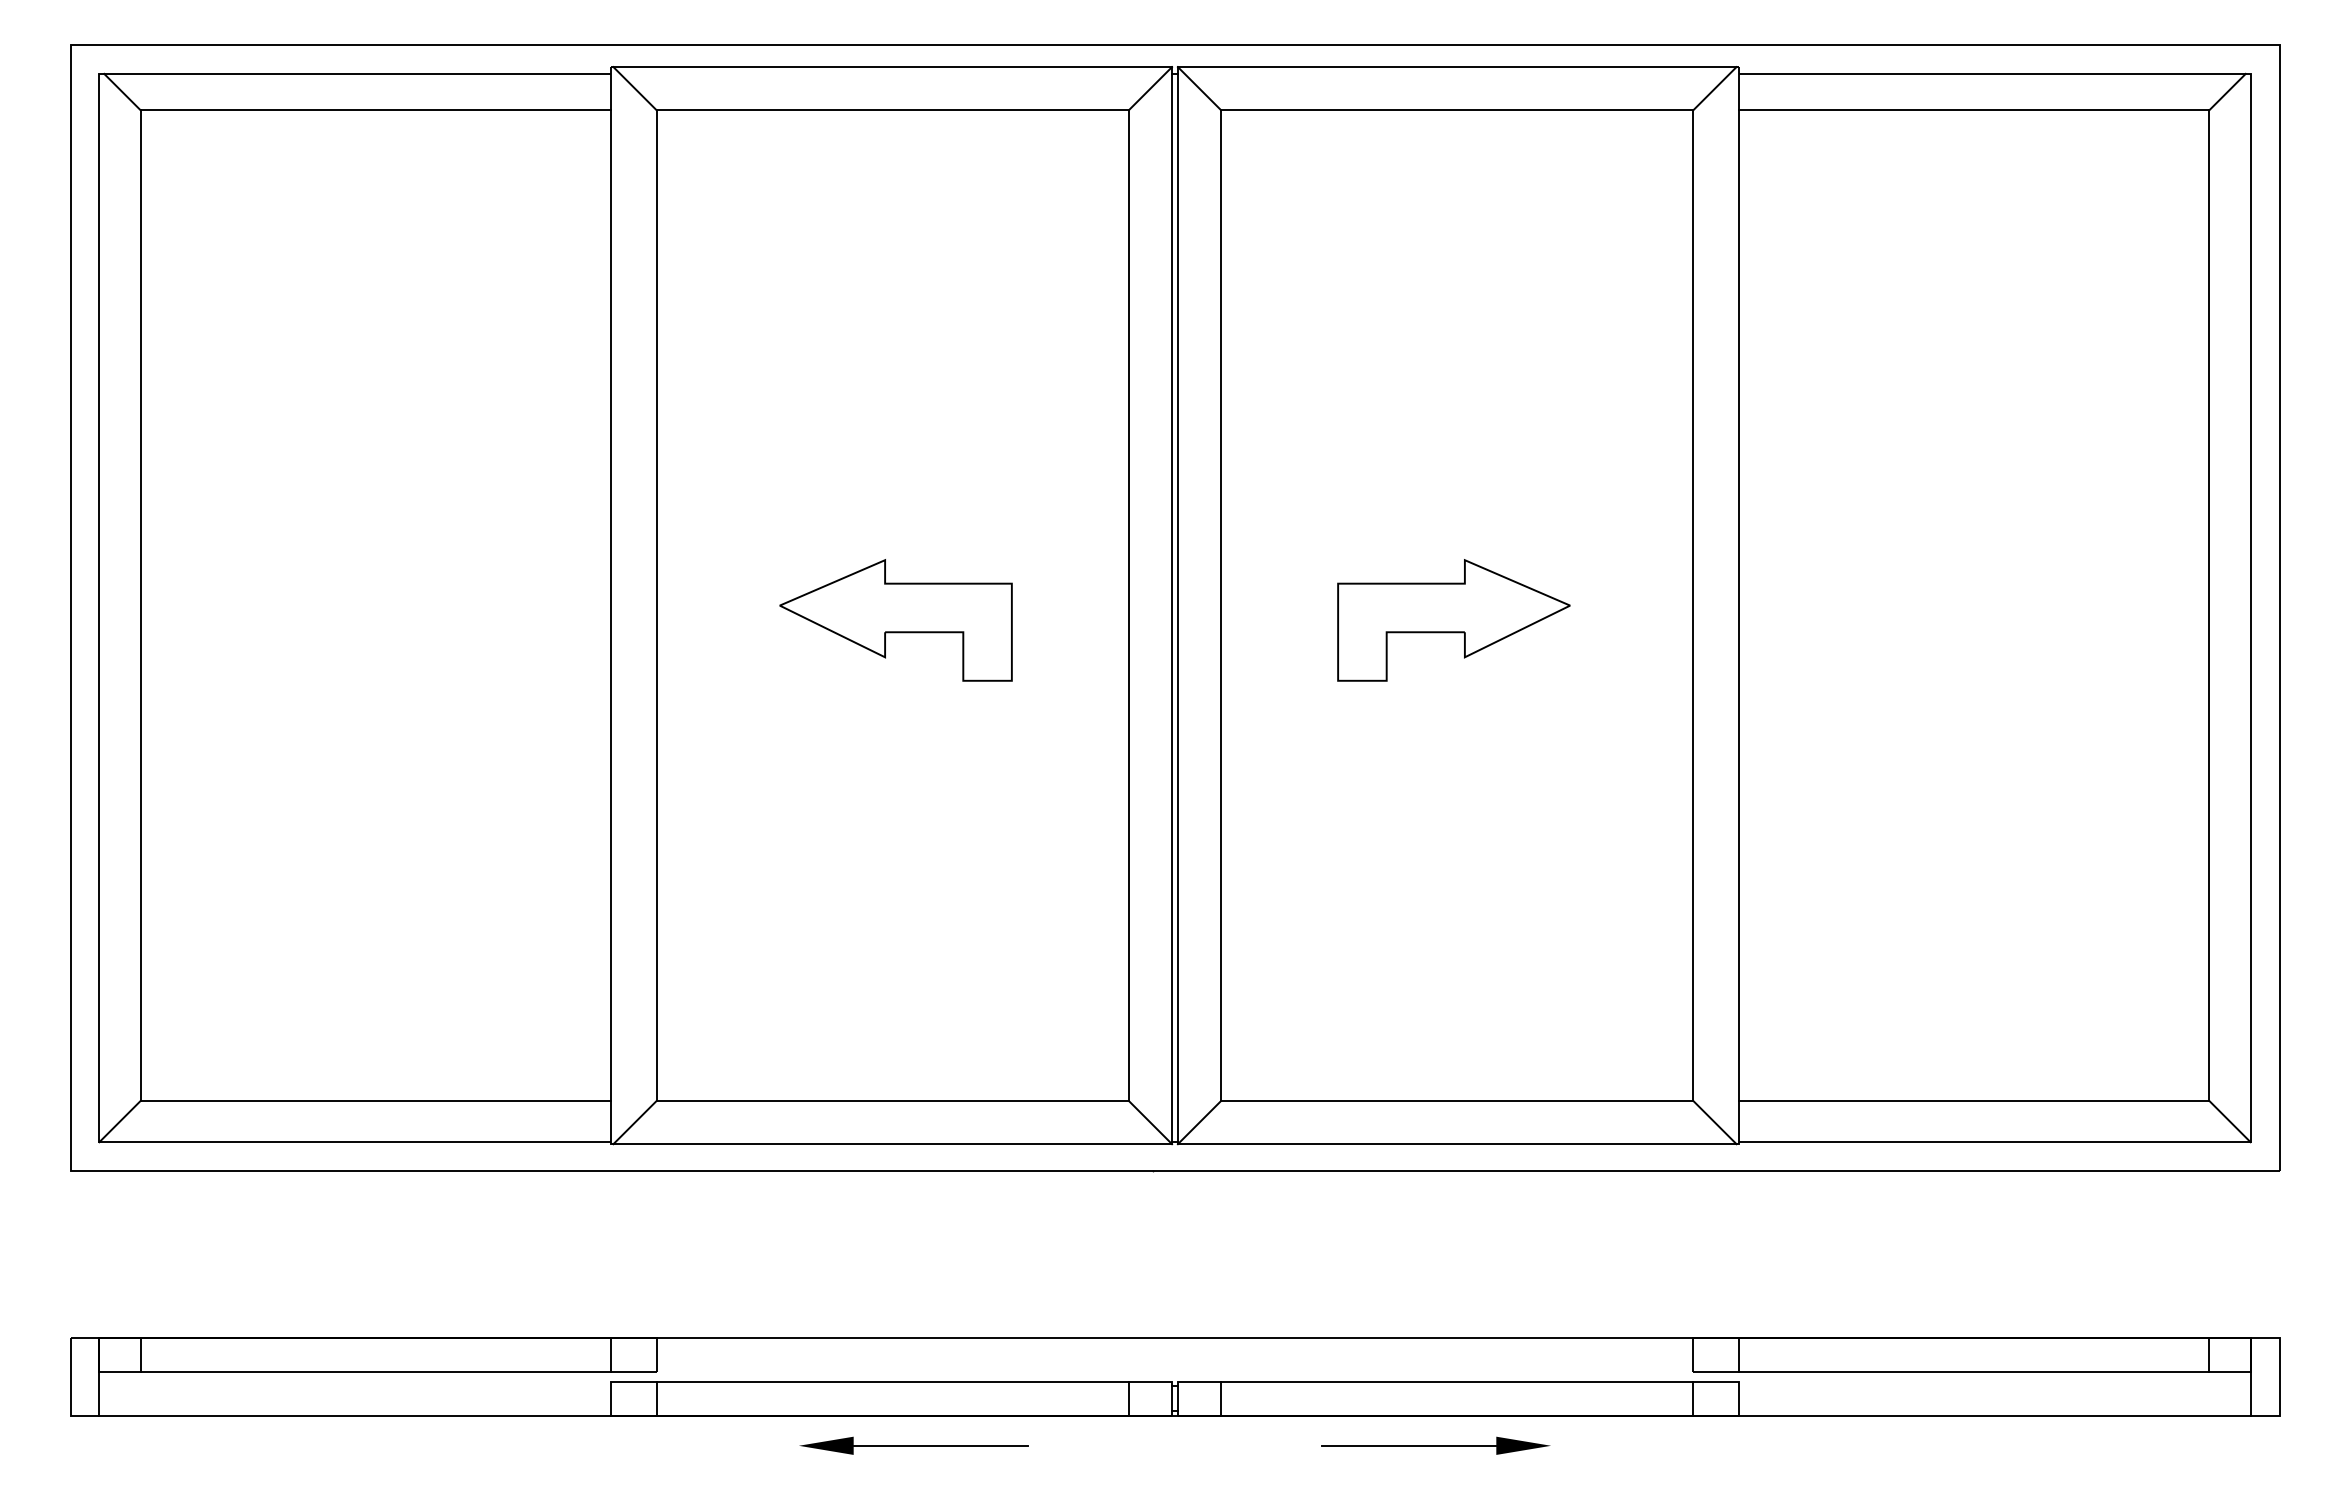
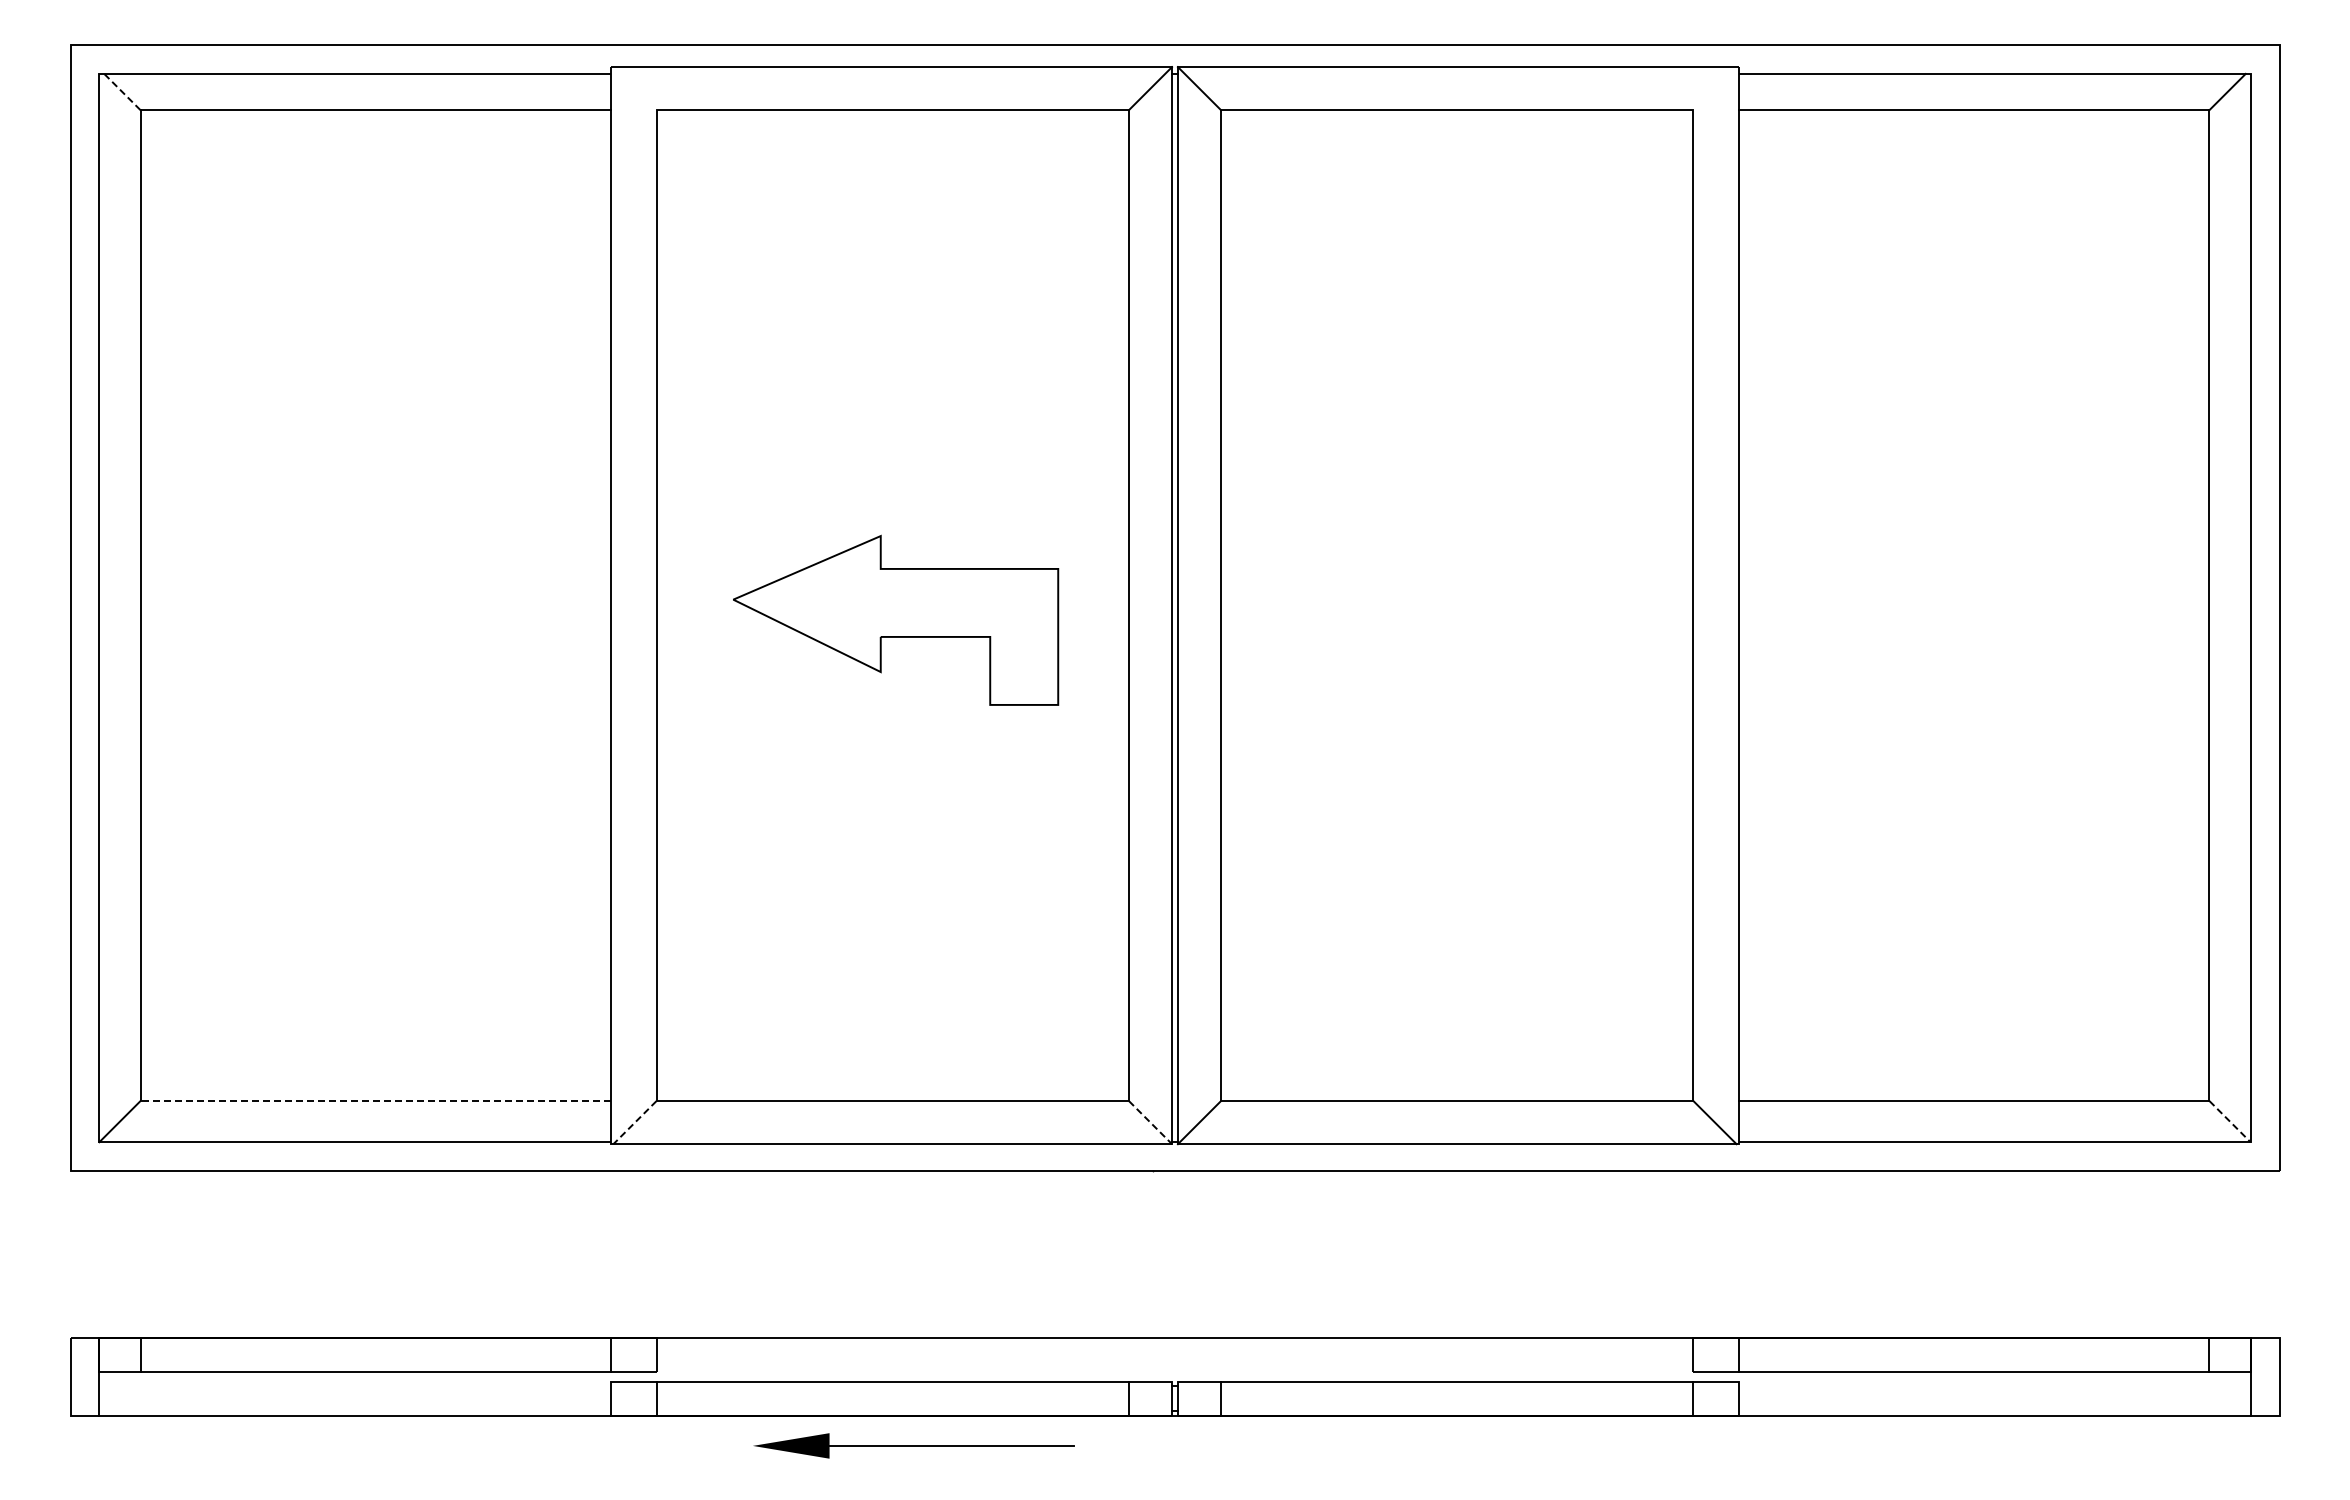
line: present -> none (634, 88)
line: present -> none (1714, 88)
line: solid -> dashed (122, 92)
part size: 234x123 px -> 327x172 px (896, 619)
part: present -> none (1453, 620)
line: solid -> dashed (375, 1101)
line: solid -> dashed (2230, 1121)
line: solid -> dashed (634, 1122)
line: solid -> dashed (1150, 1122)
part size: 230x19 px -> 322x26 px (913, 1445)
part: present -> none (1435, 1445)
